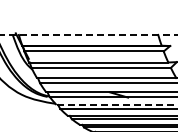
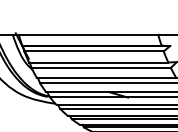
line: dashed -> solid (88, 34)
line: dashed -> solid (117, 104)
